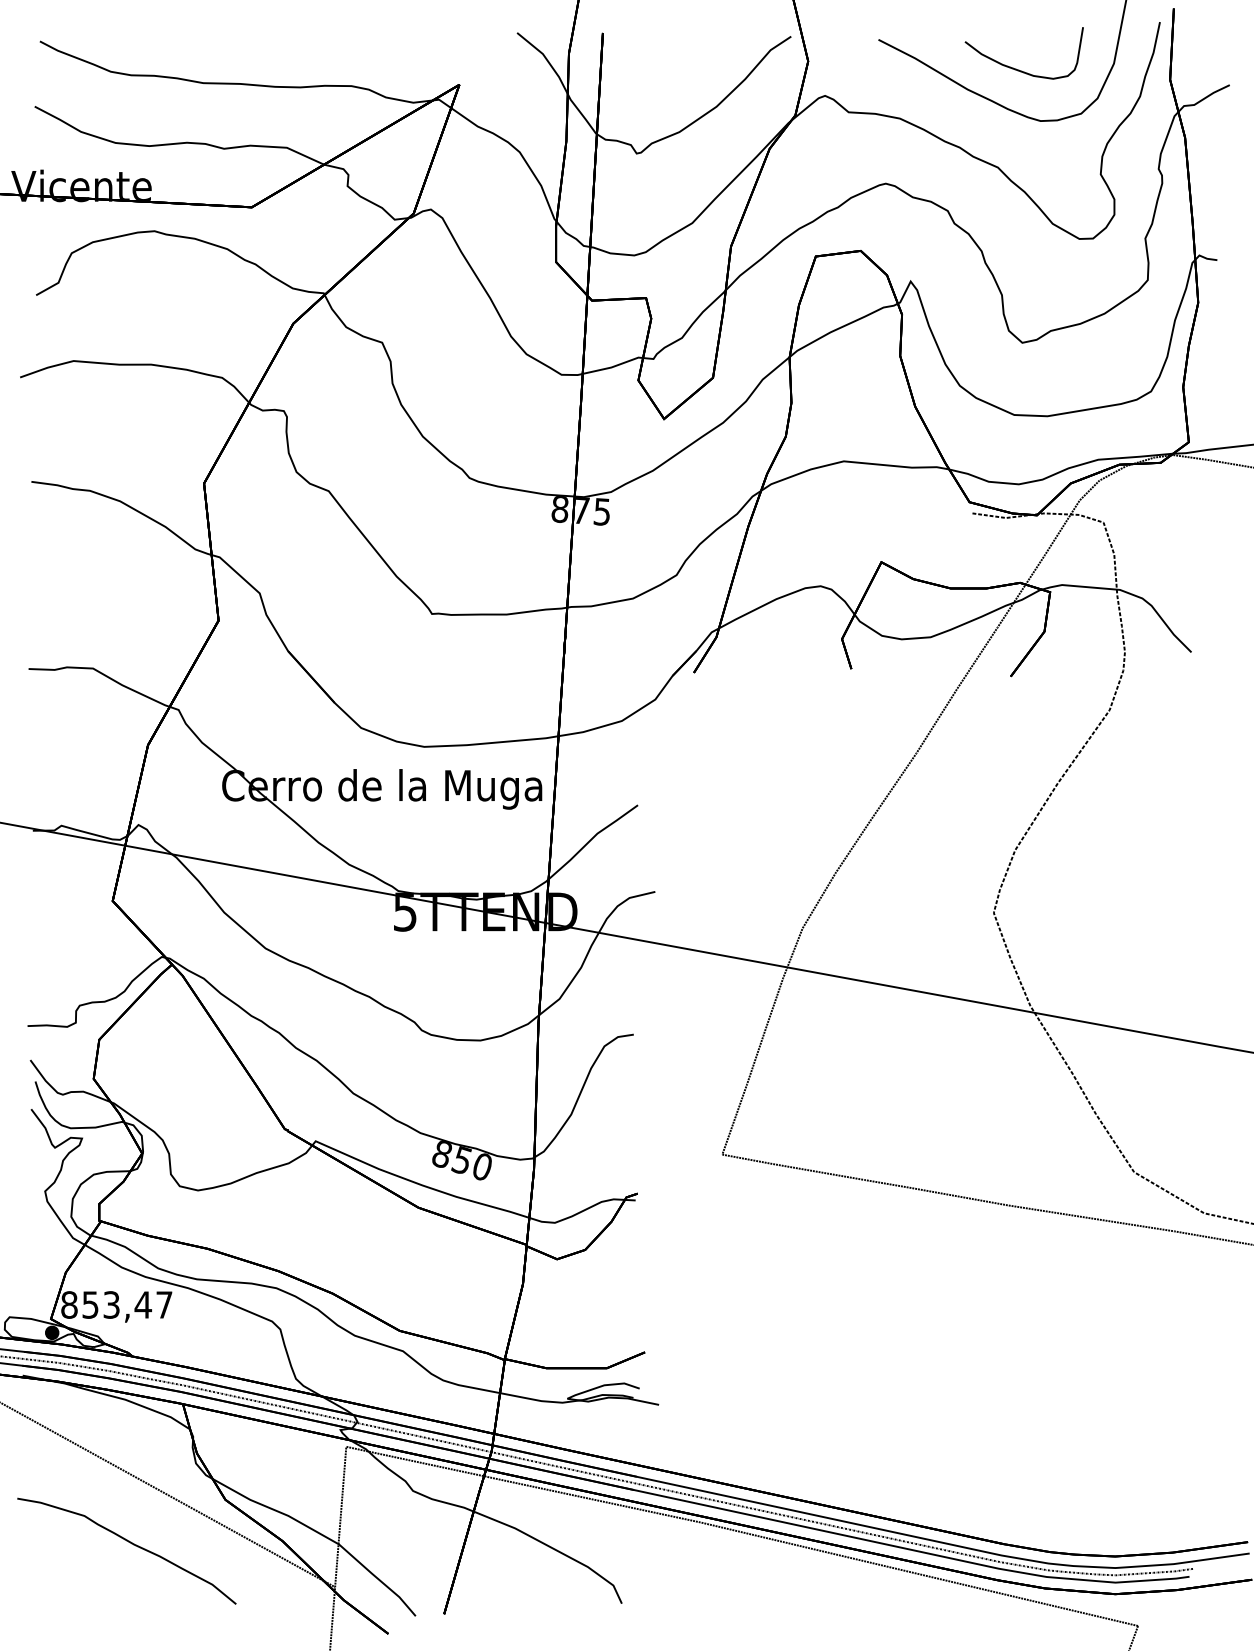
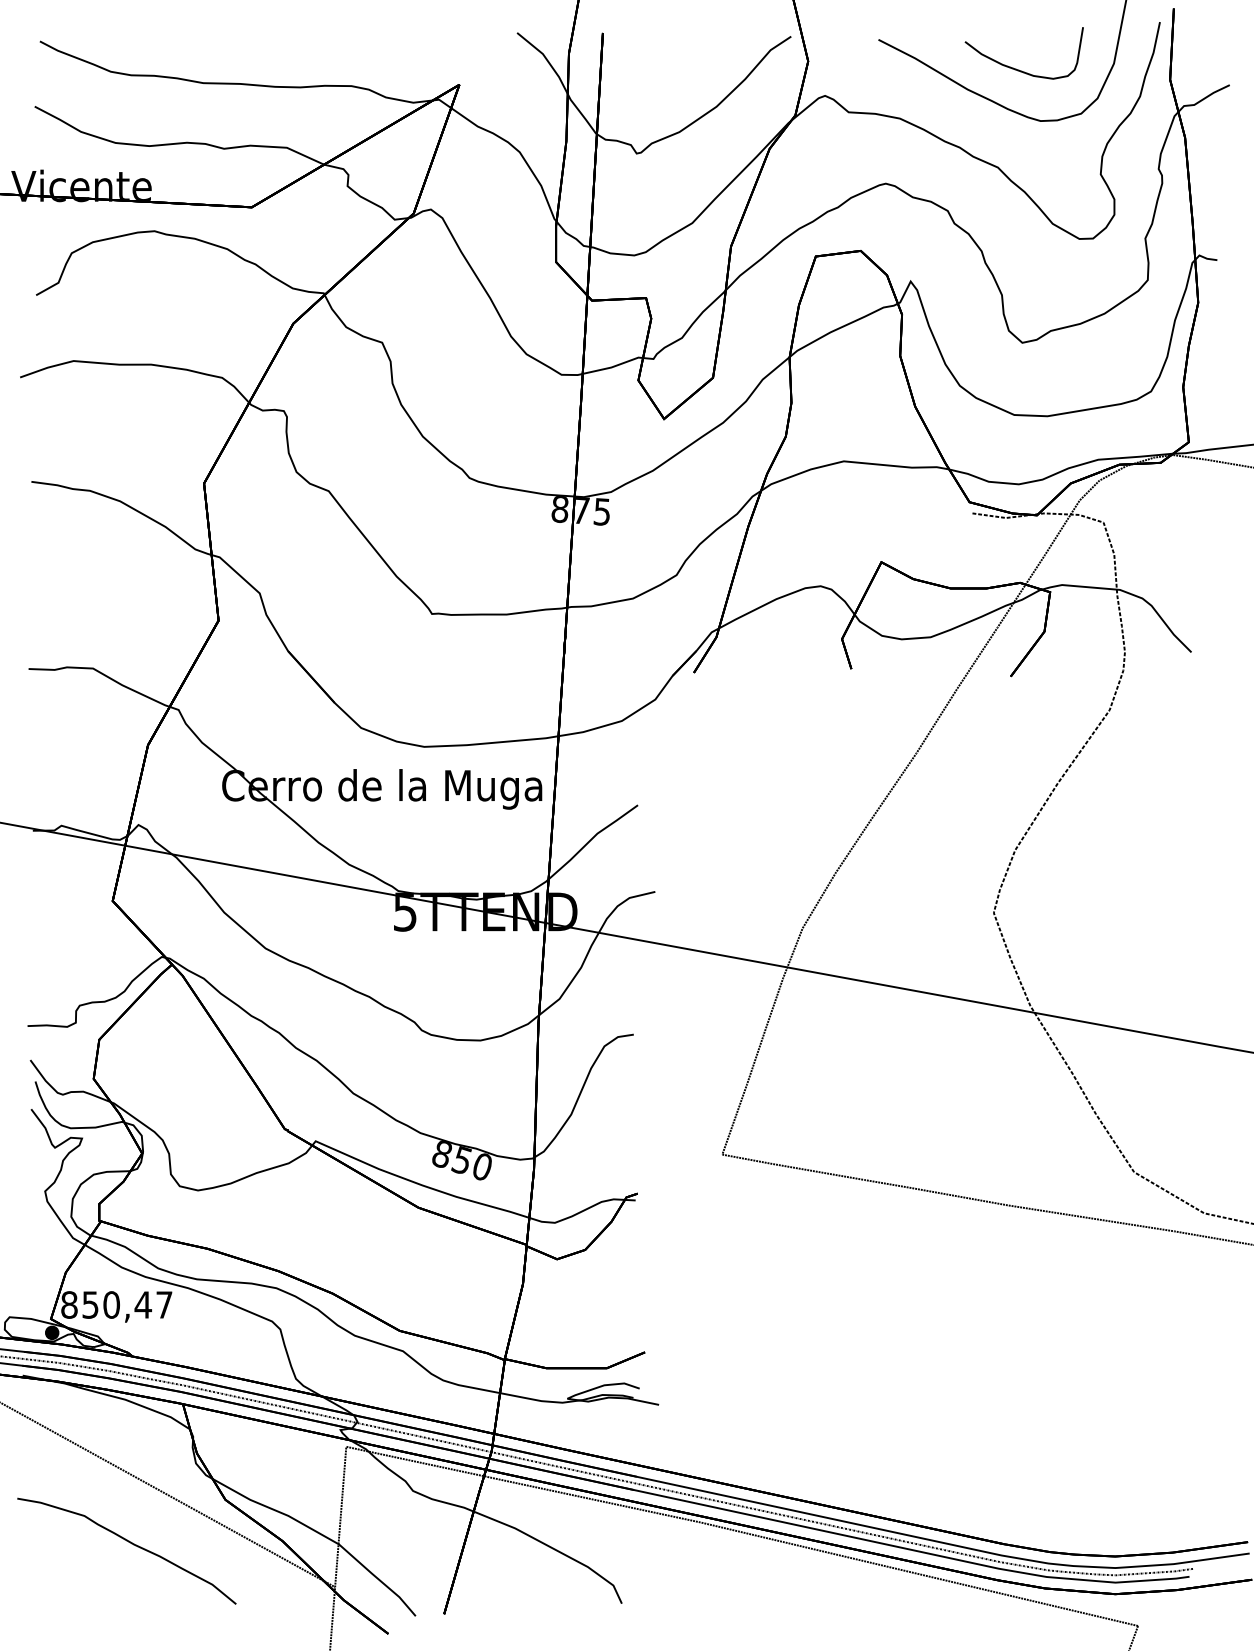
text: 853,47 -> 850,47 (111, 1304)
